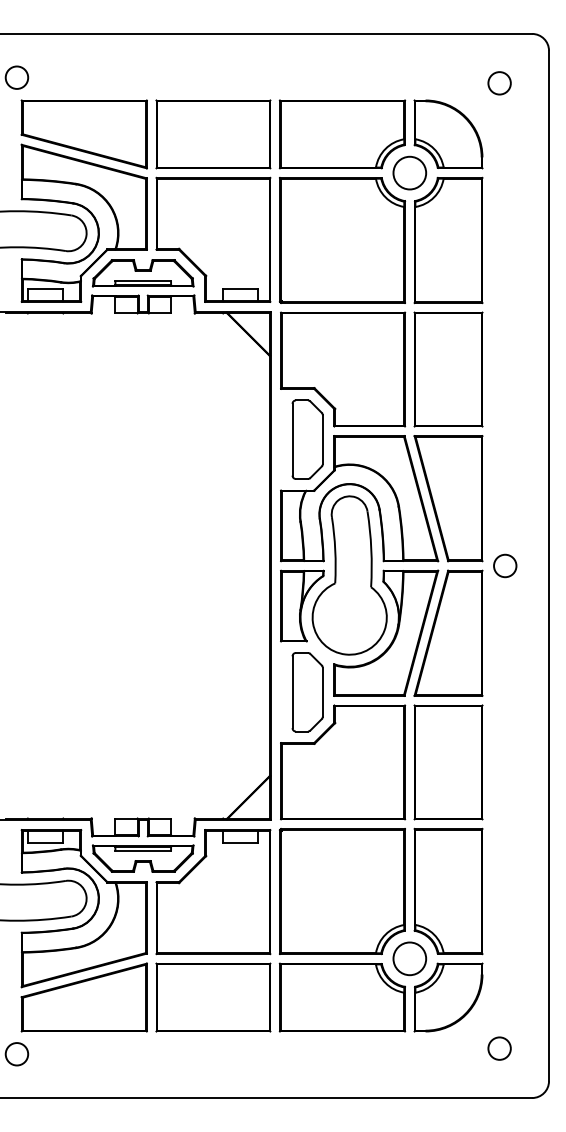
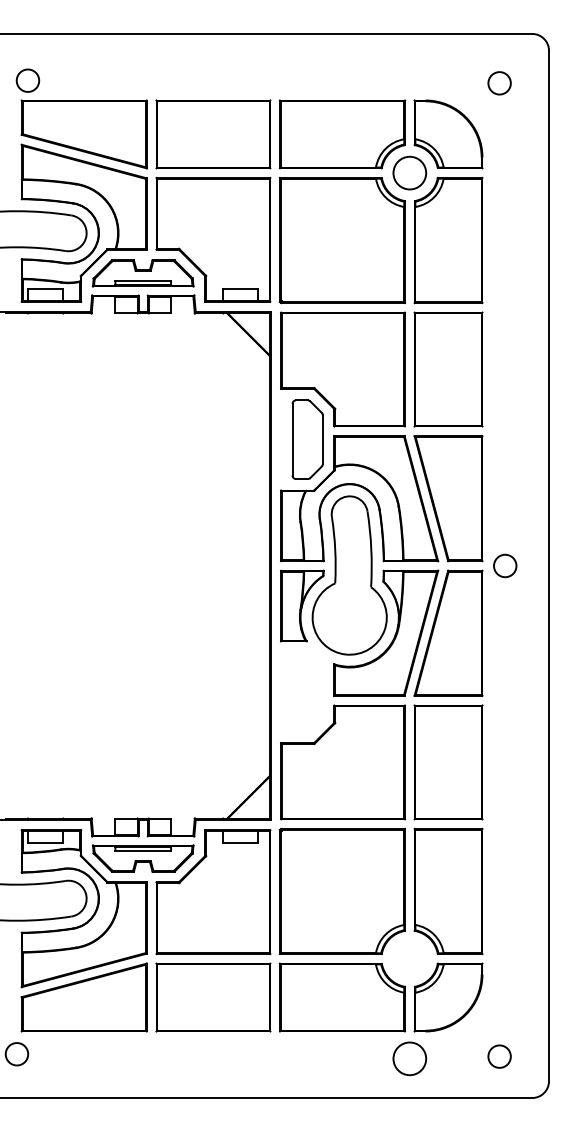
circle position: (16, 77) -> (27, 80) (27, 80)
part: present -> none (307, 692)
circle position: (409, 958) -> (409, 1058) (409, 1058)
circle position: (499, 1048) -> (499, 1056) (499, 1056)
